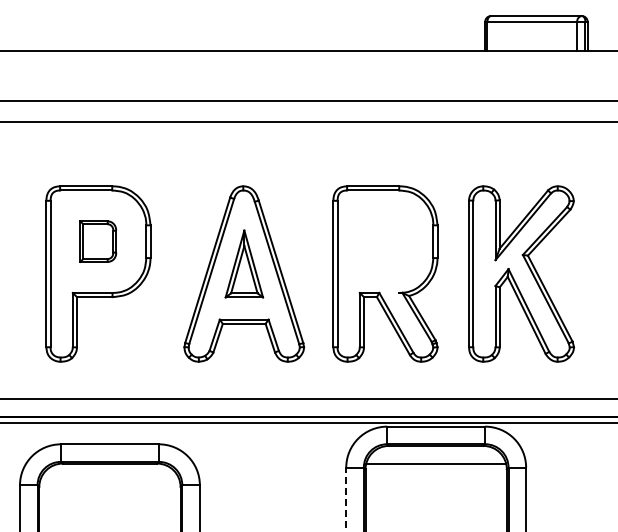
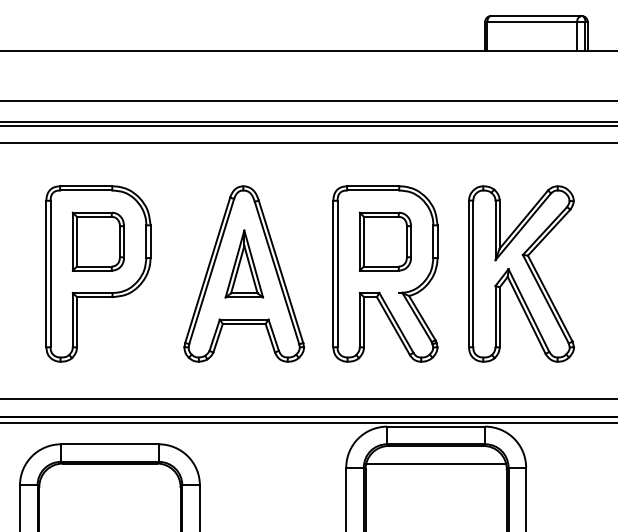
line: none -> present (308, 125)
line: none -> present (308, 143)
part size: 39x43 px -> 54x61 px (97, 241)
part: none -> present (384, 241)
line: dashed -> solid (346, 499)
